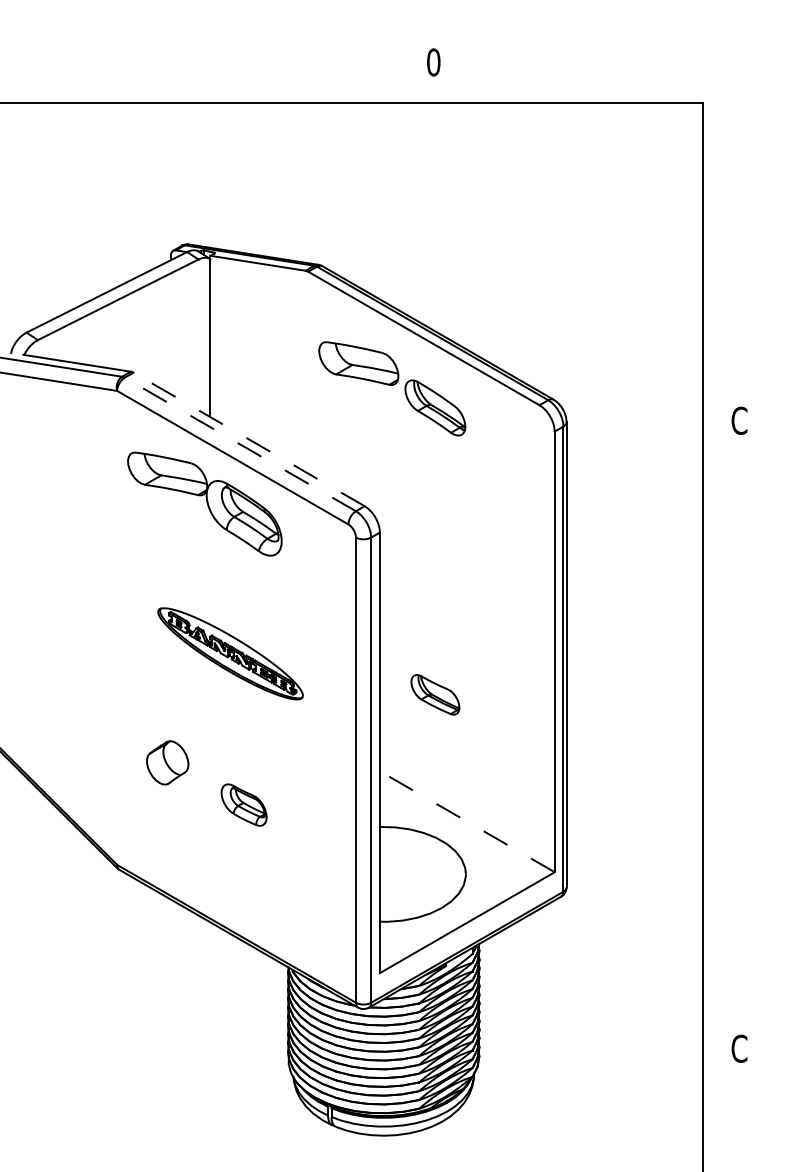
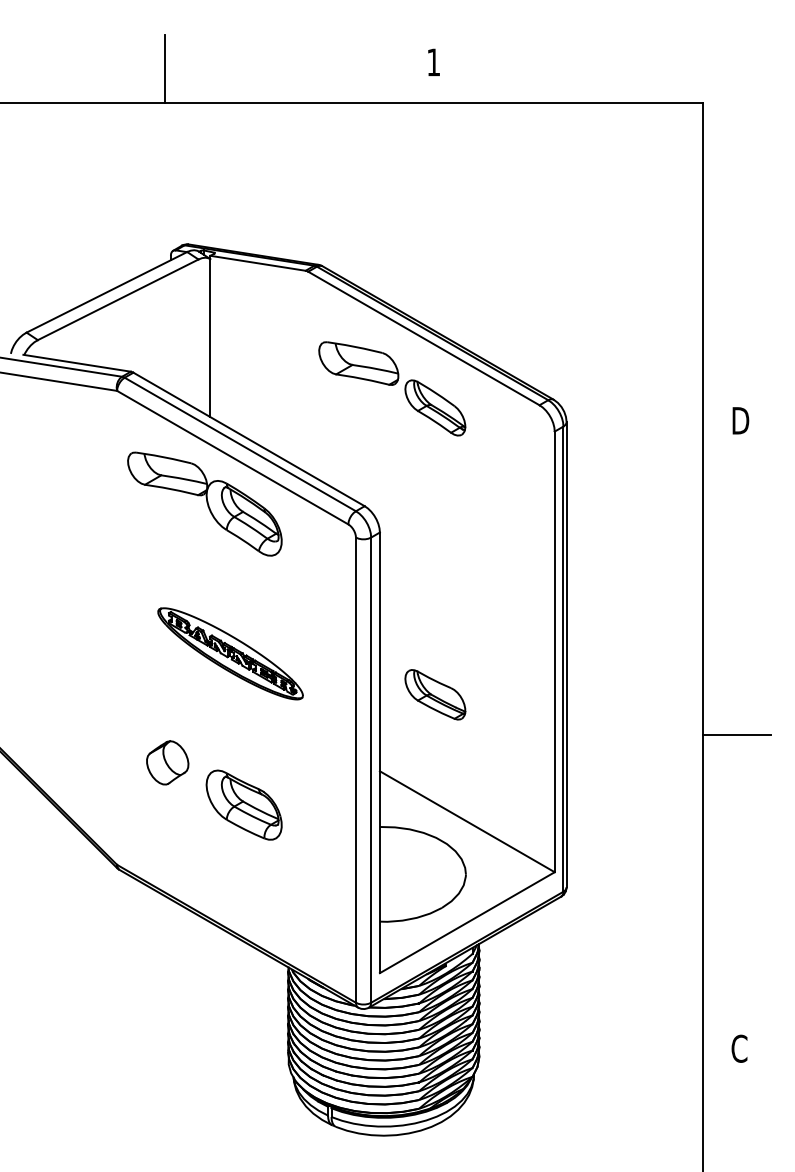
text: 0 -> 1 (433, 62)
line: none -> present (164, 69)
text: C -> D (740, 420)
line: dashed -> solid (249, 439)
line: dashed -> solid (240, 444)
part size: 51x42 px -> 63x52 px (435, 694)
line: none -> present (736, 734)
part size: 48x44 px -> 78x72 px (243, 804)
line: dashed -> solid (467, 821)
